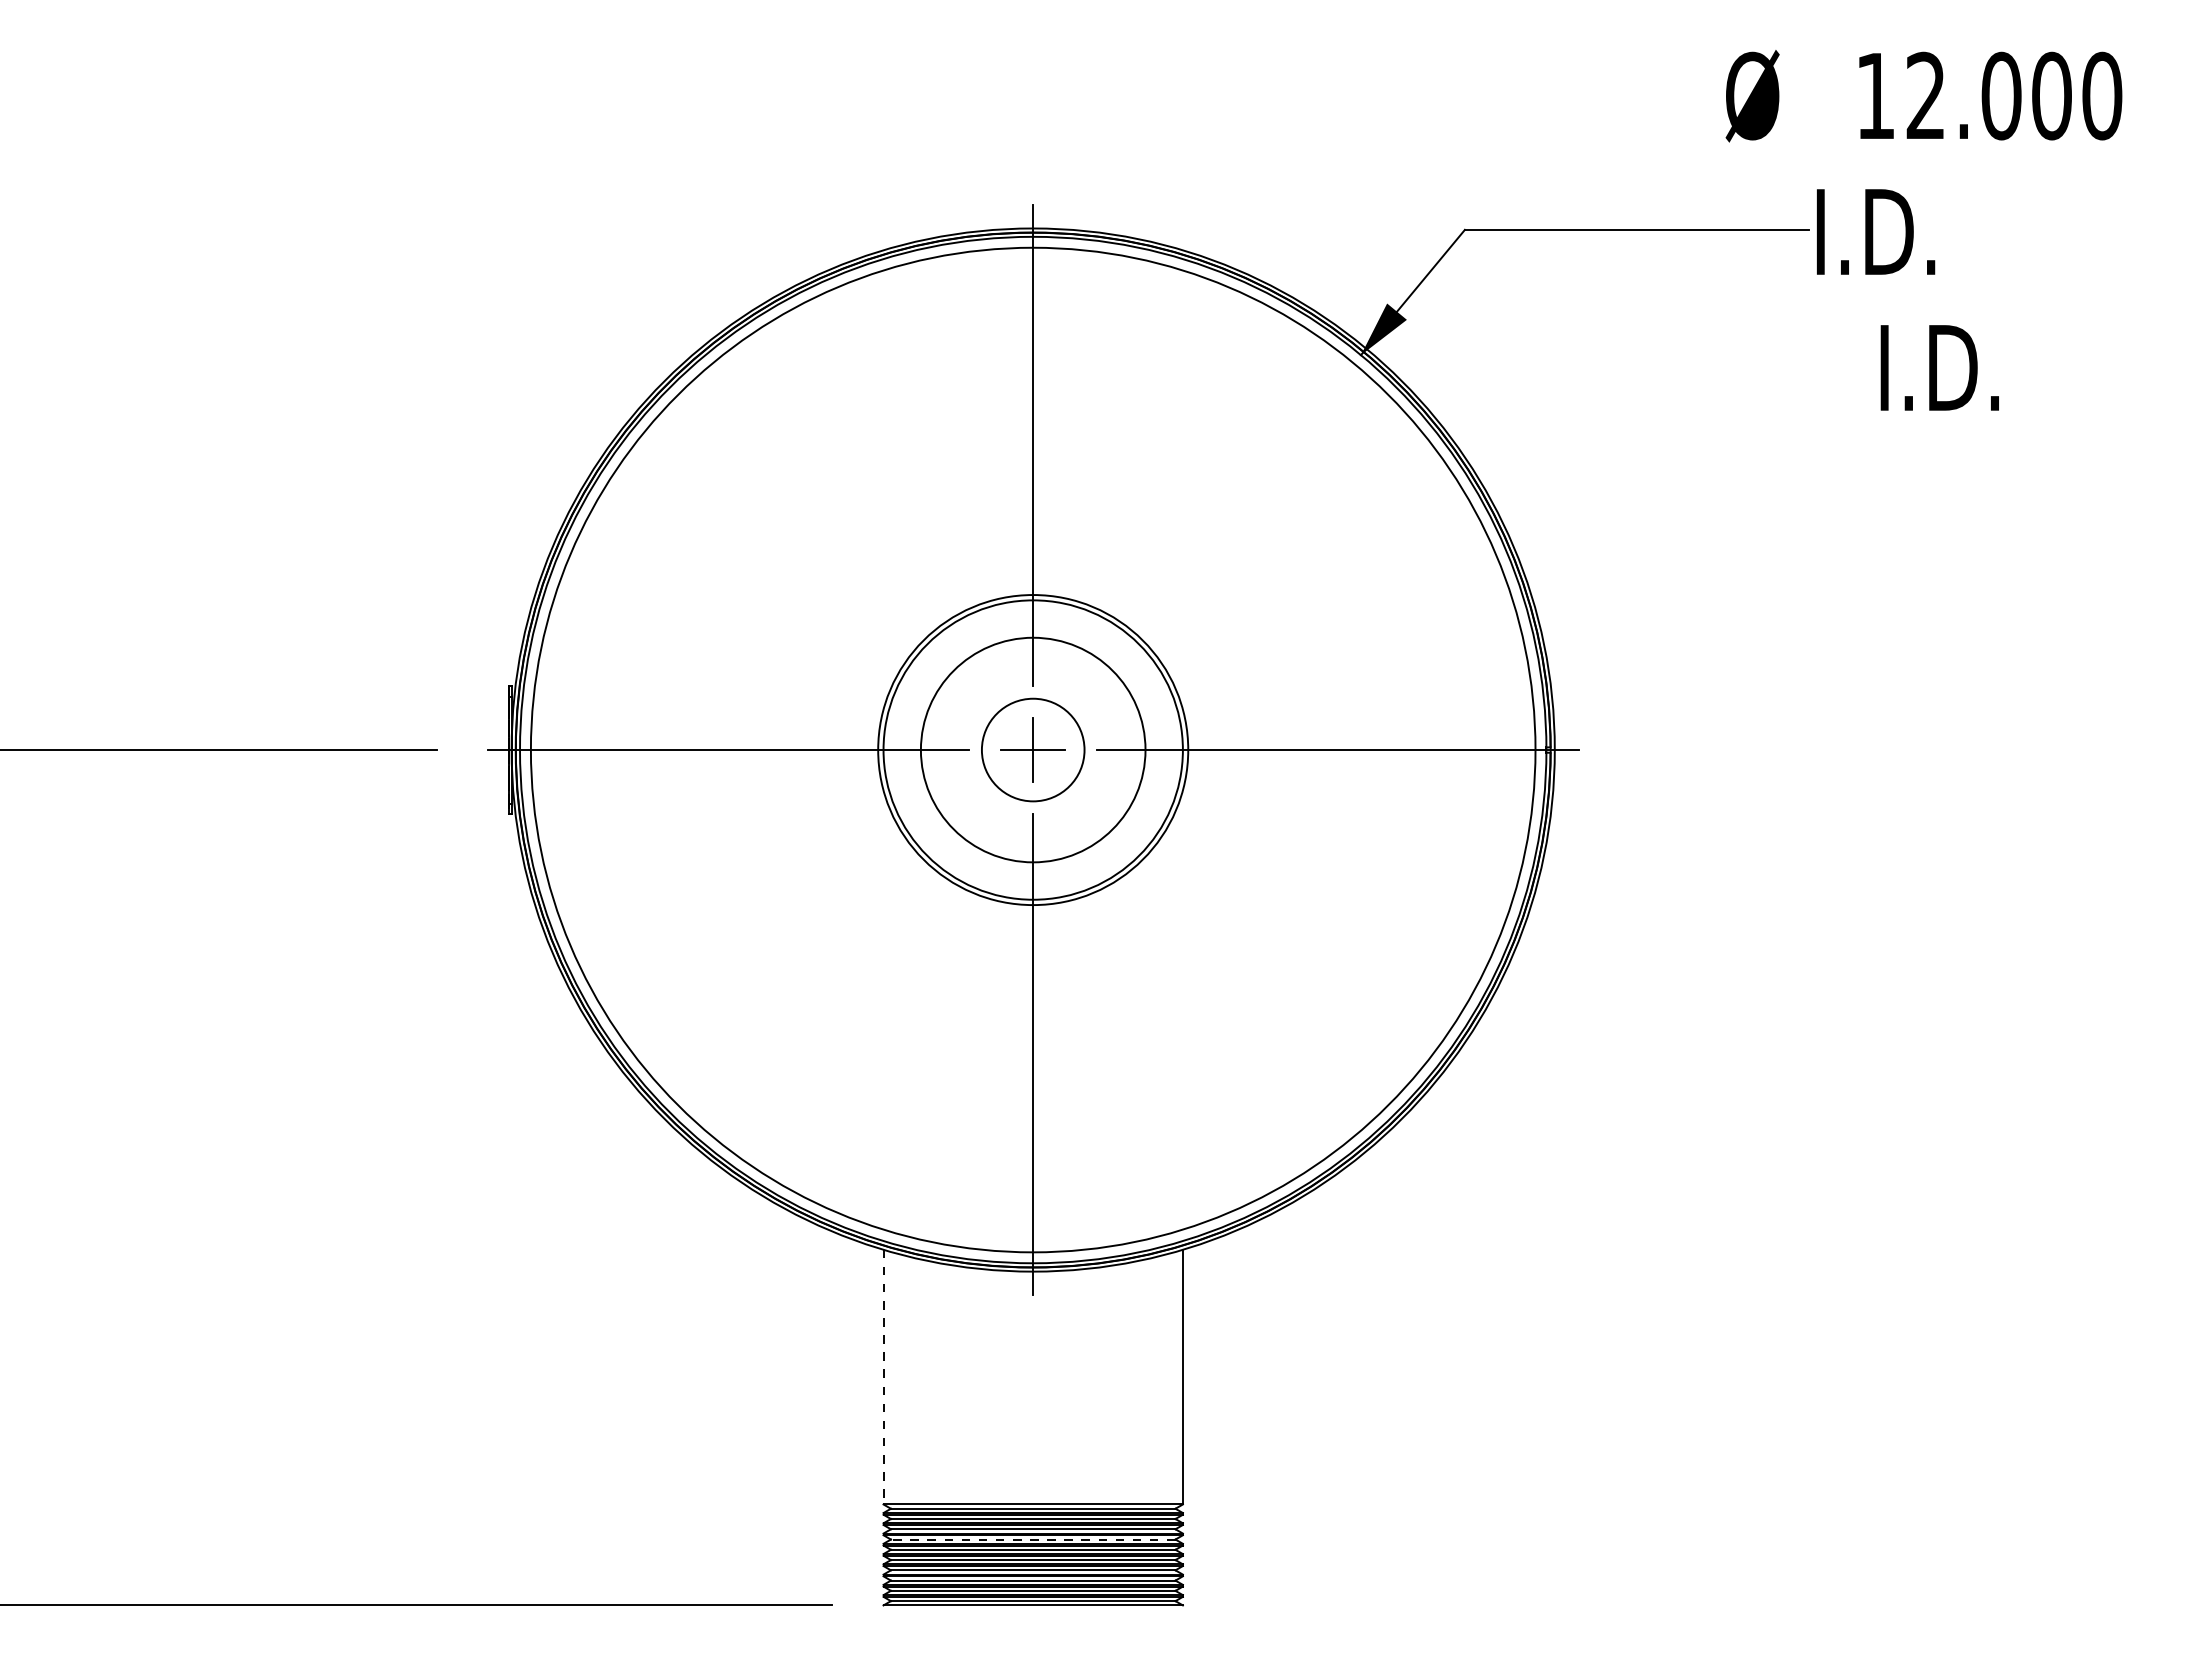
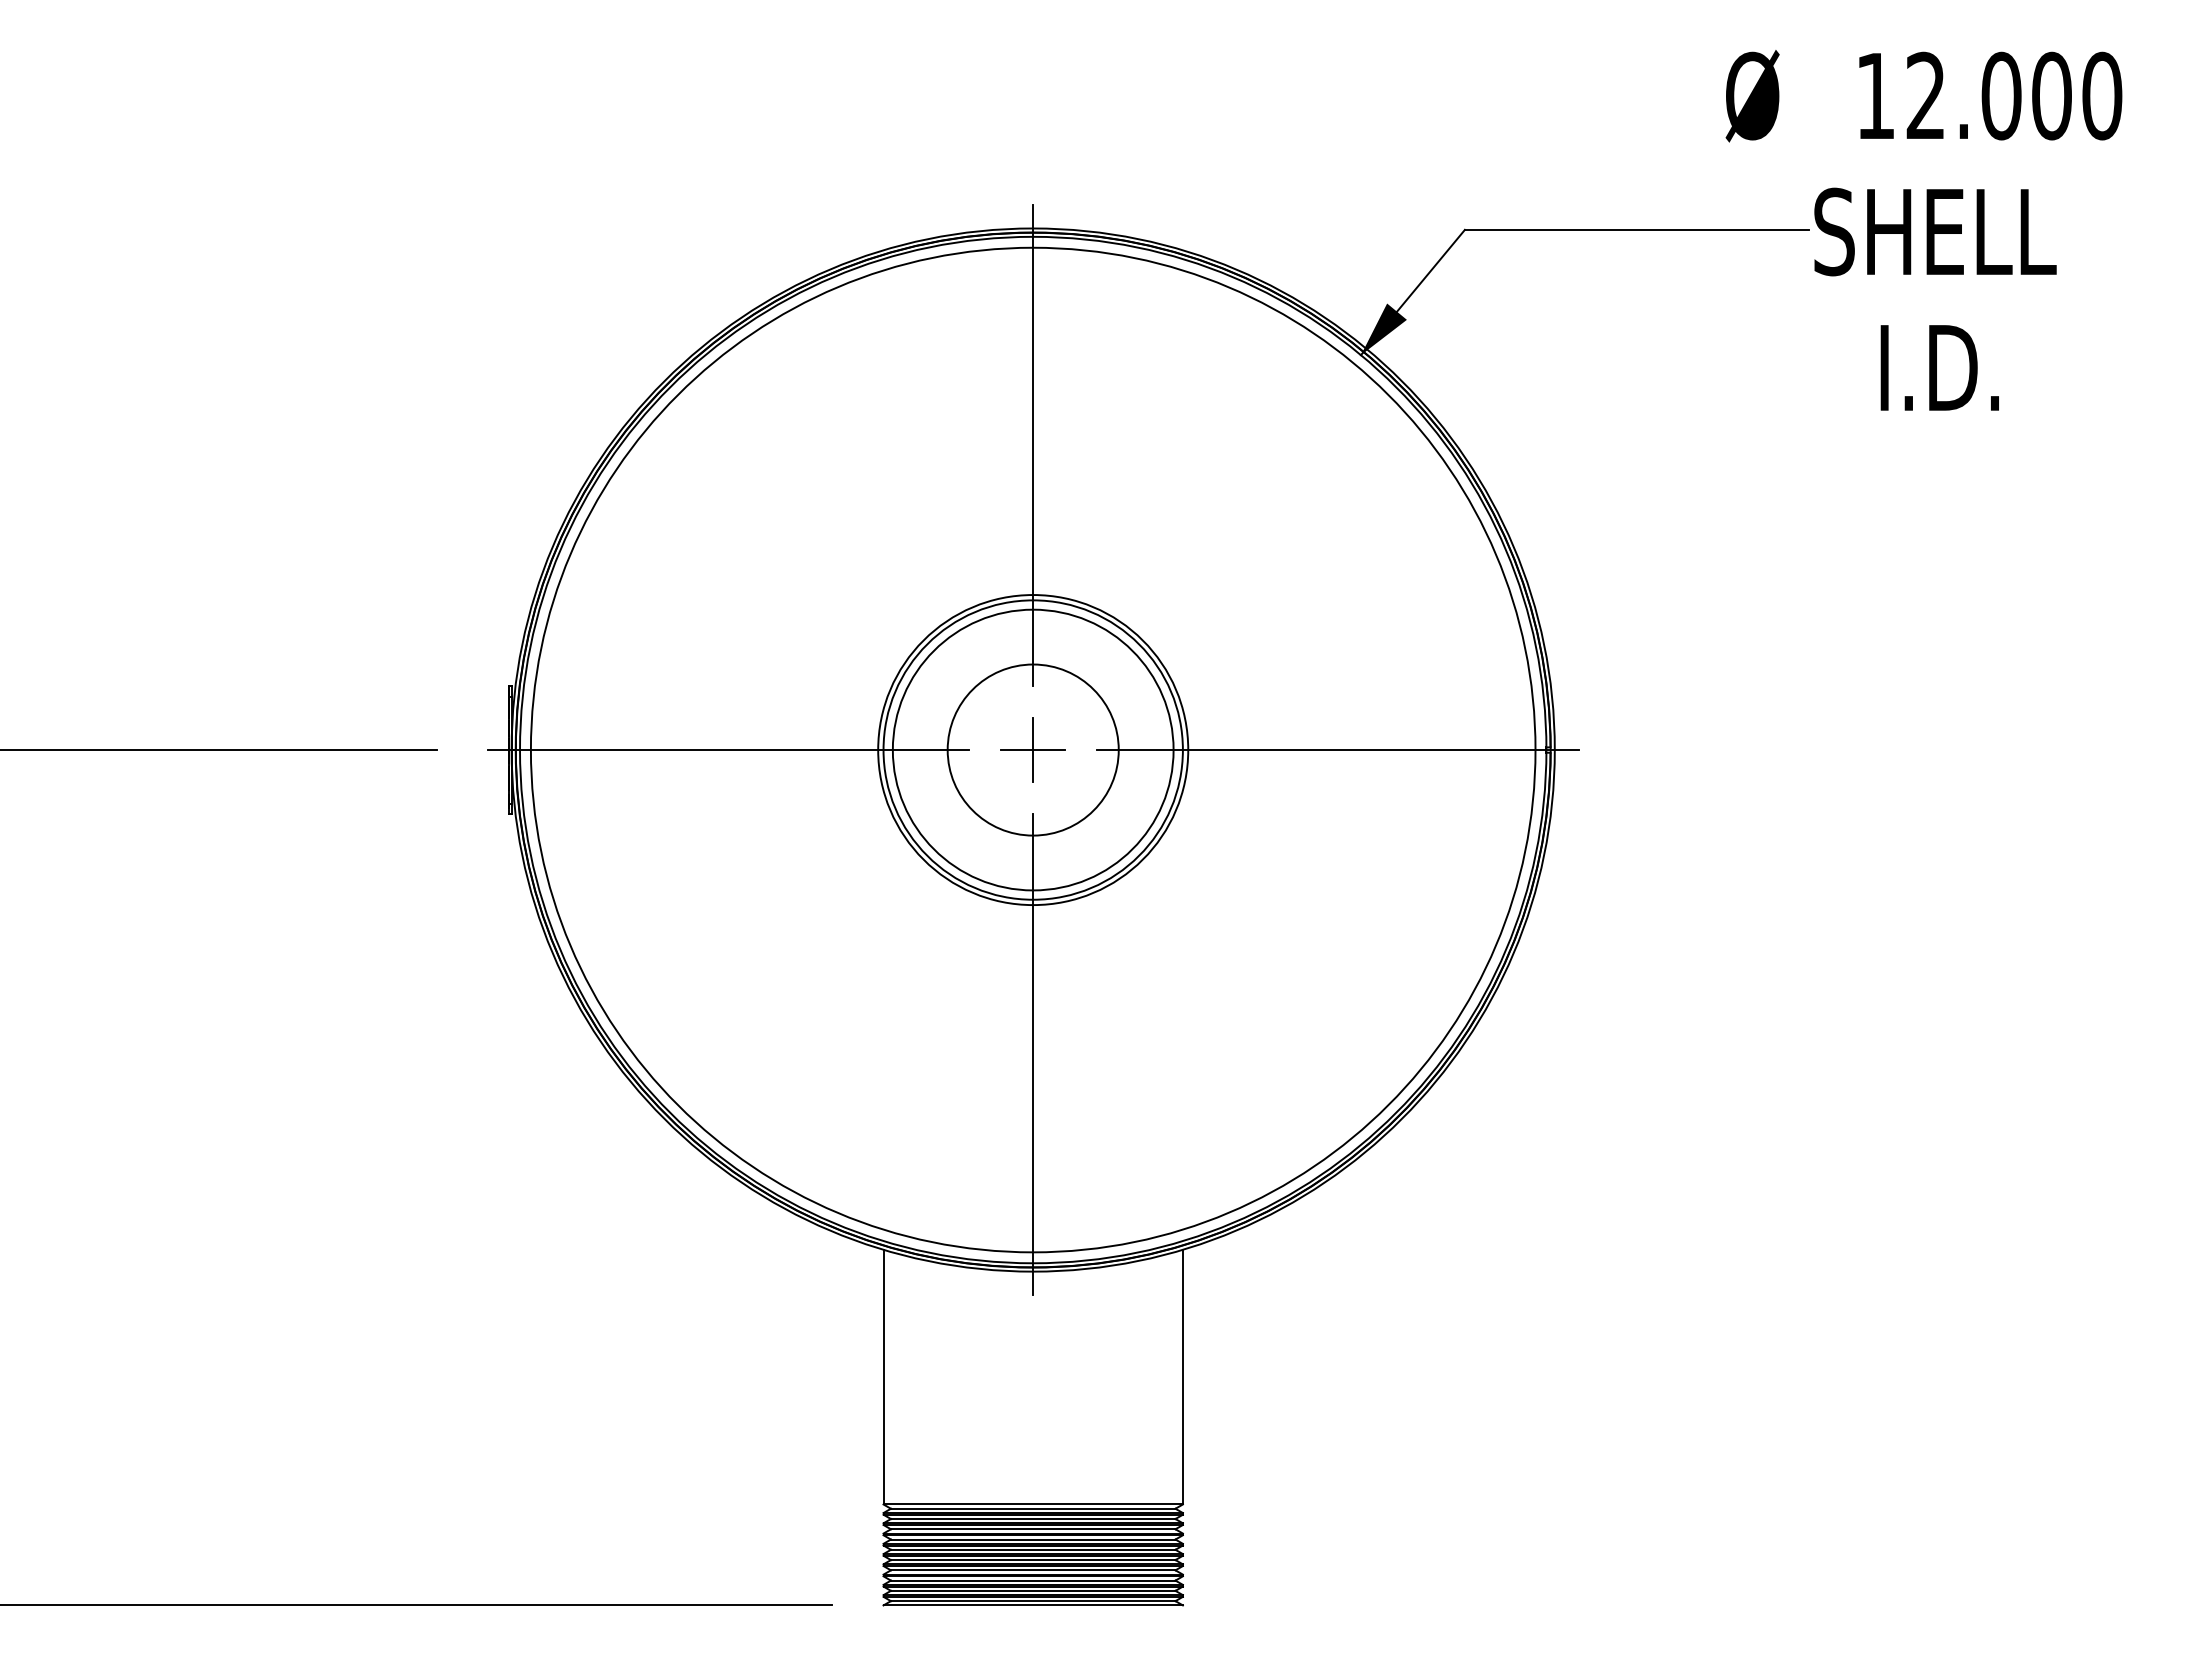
text: I.D. -> SHELL (1935, 231)
circle diameter: 103 px -> 171 px (1032, 749)
circle diameter: 225 px -> 281 px (1032, 749)
line: dashed -> solid (883, 1377)
line: dashed -> solid (1032, 1539)
